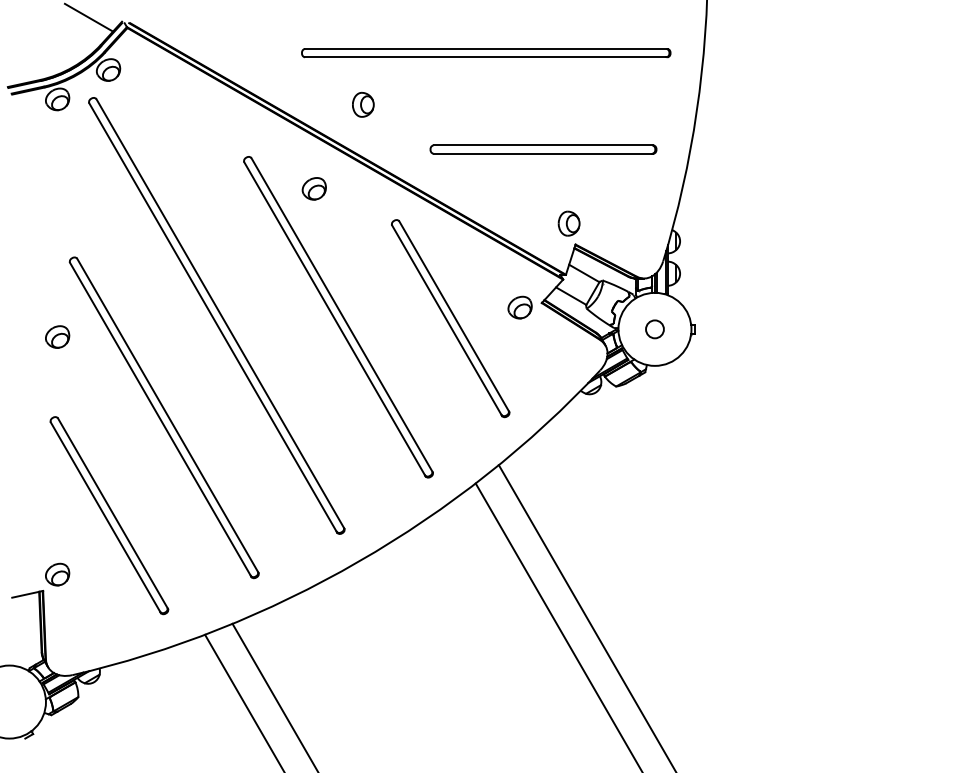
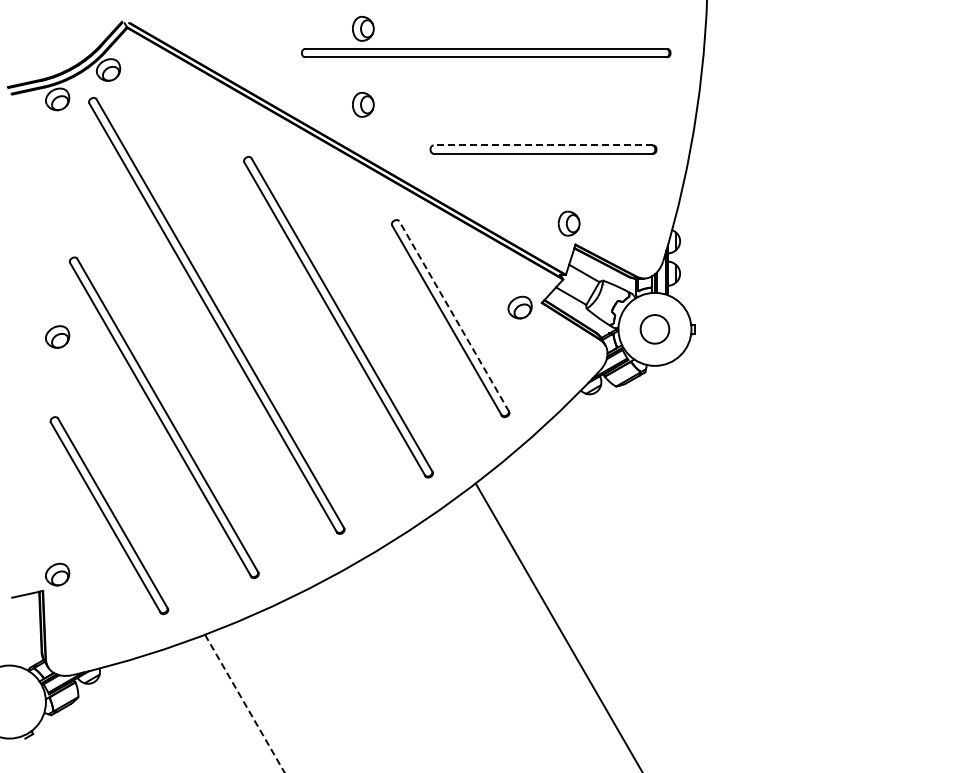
line: present -> none (88, 17)
part: none -> present (363, 28)
line: solid -> dashed (543, 145)
part: present -> none (313, 188)
line: solid -> dashed (454, 316)
circle diameter: 18 px -> 29 px (654, 329)
line: present -> none (586, 617)
line: present -> none (274, 696)
line: solid -> dashed (245, 704)
